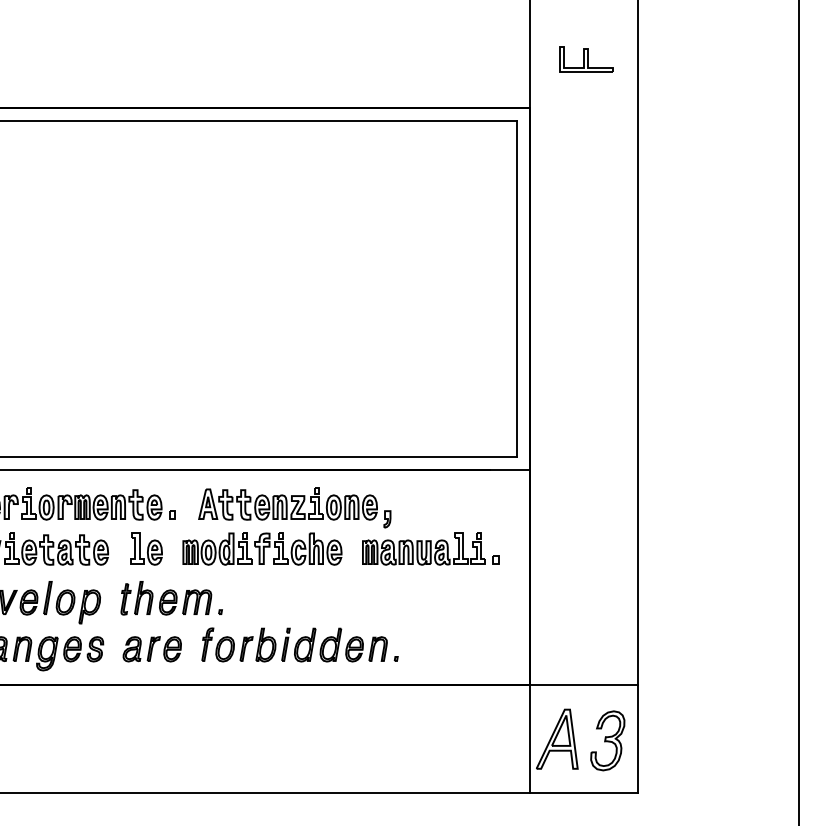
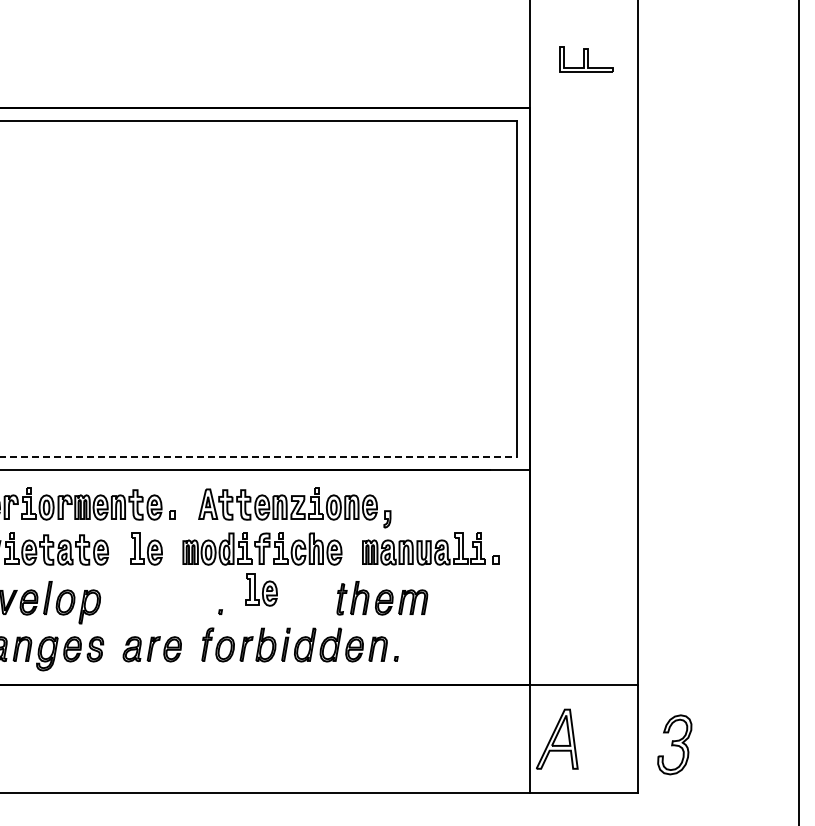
line: solid -> dashed (258, 456)
part: none -> present (261, 589)
part position: (166, 598) -> (382, 598) (382, 598)
part position: (607, 740) -> (674, 744) (674, 744)
